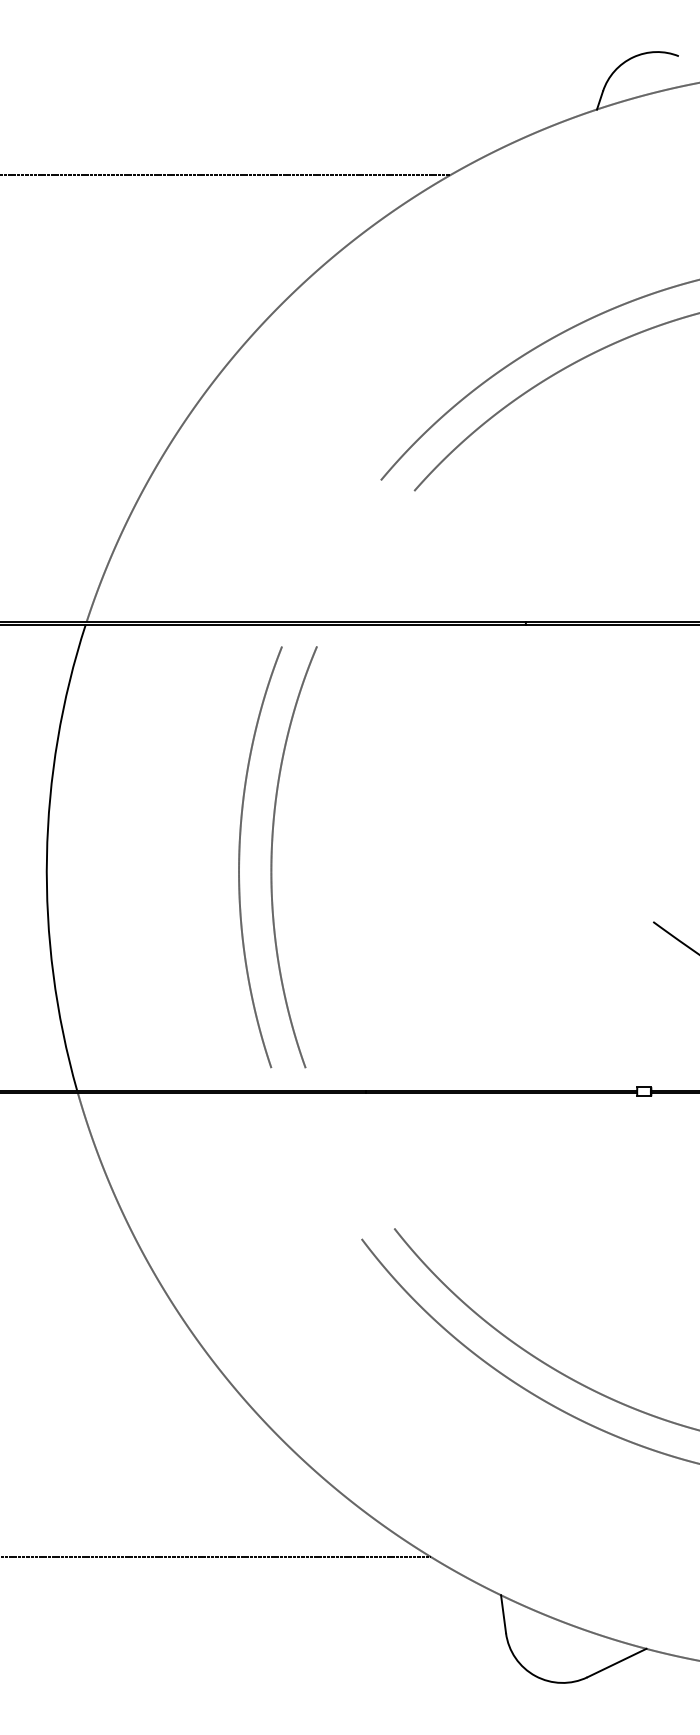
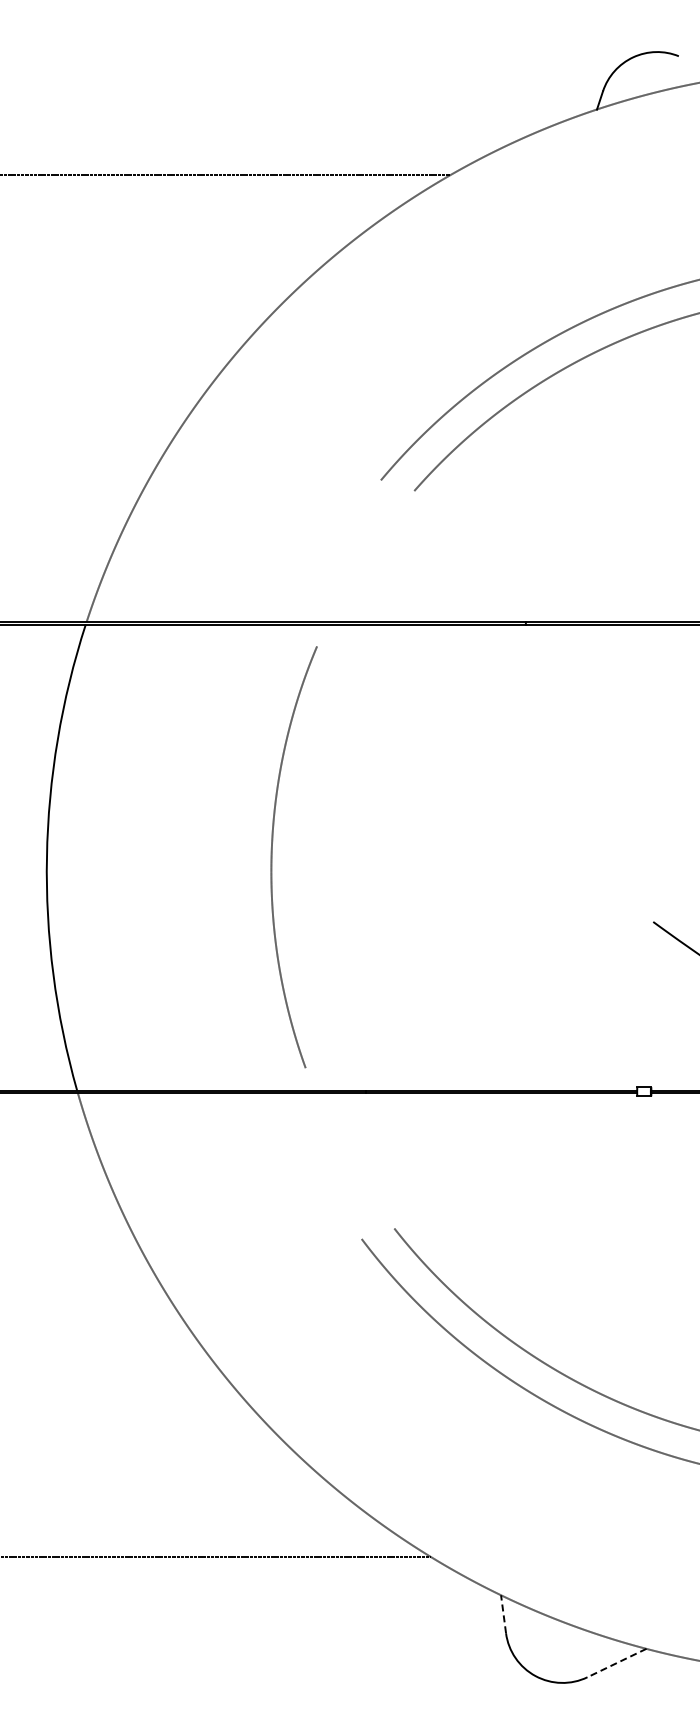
arc: present -> none (240, 857)
line: solid -> dashed (503, 1613)
line: solid -> dashed (617, 1663)
